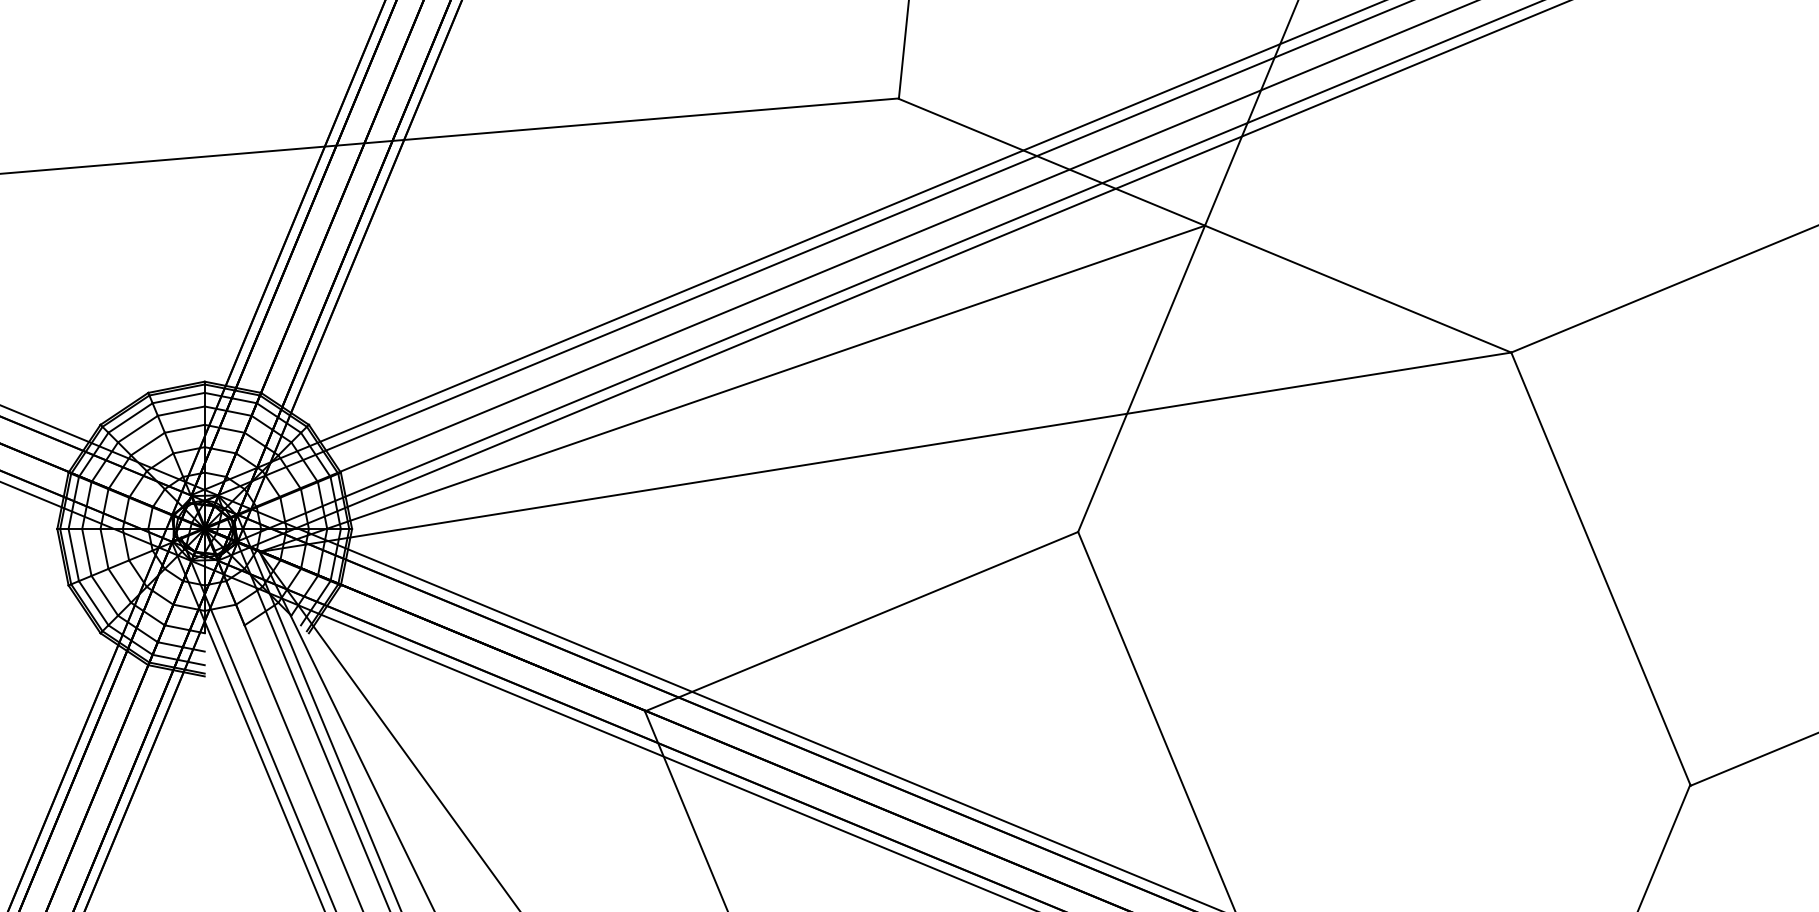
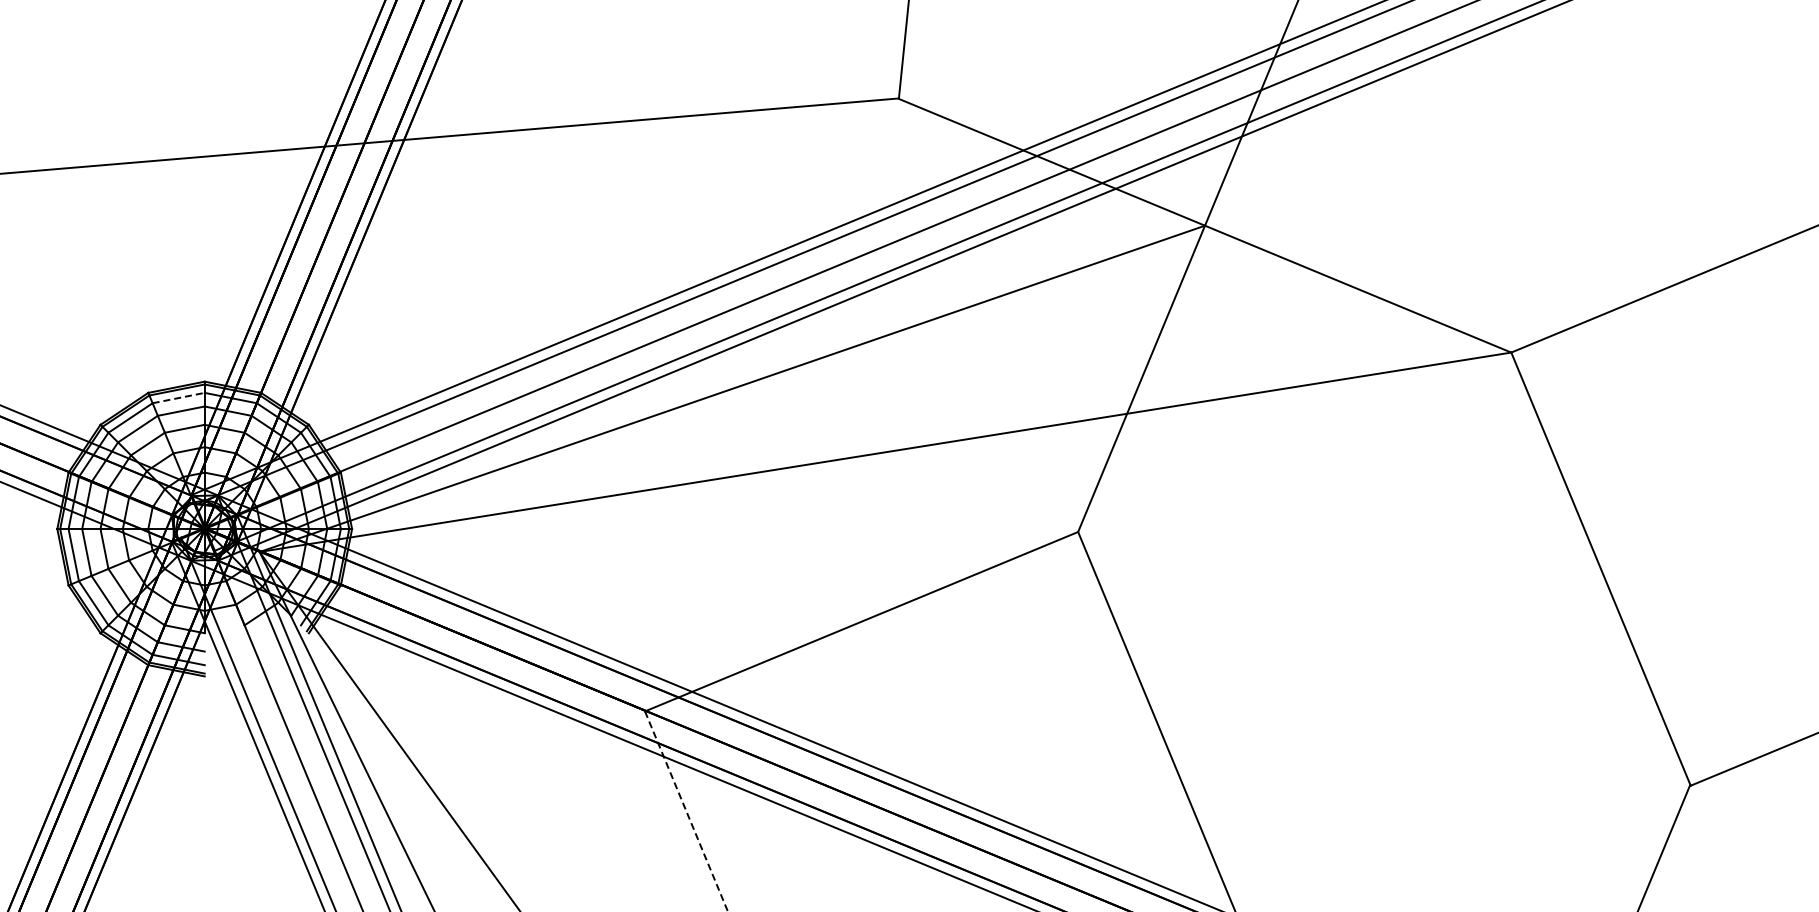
line: solid -> dashed (178, 398)
line: solid -> dashed (686, 812)
